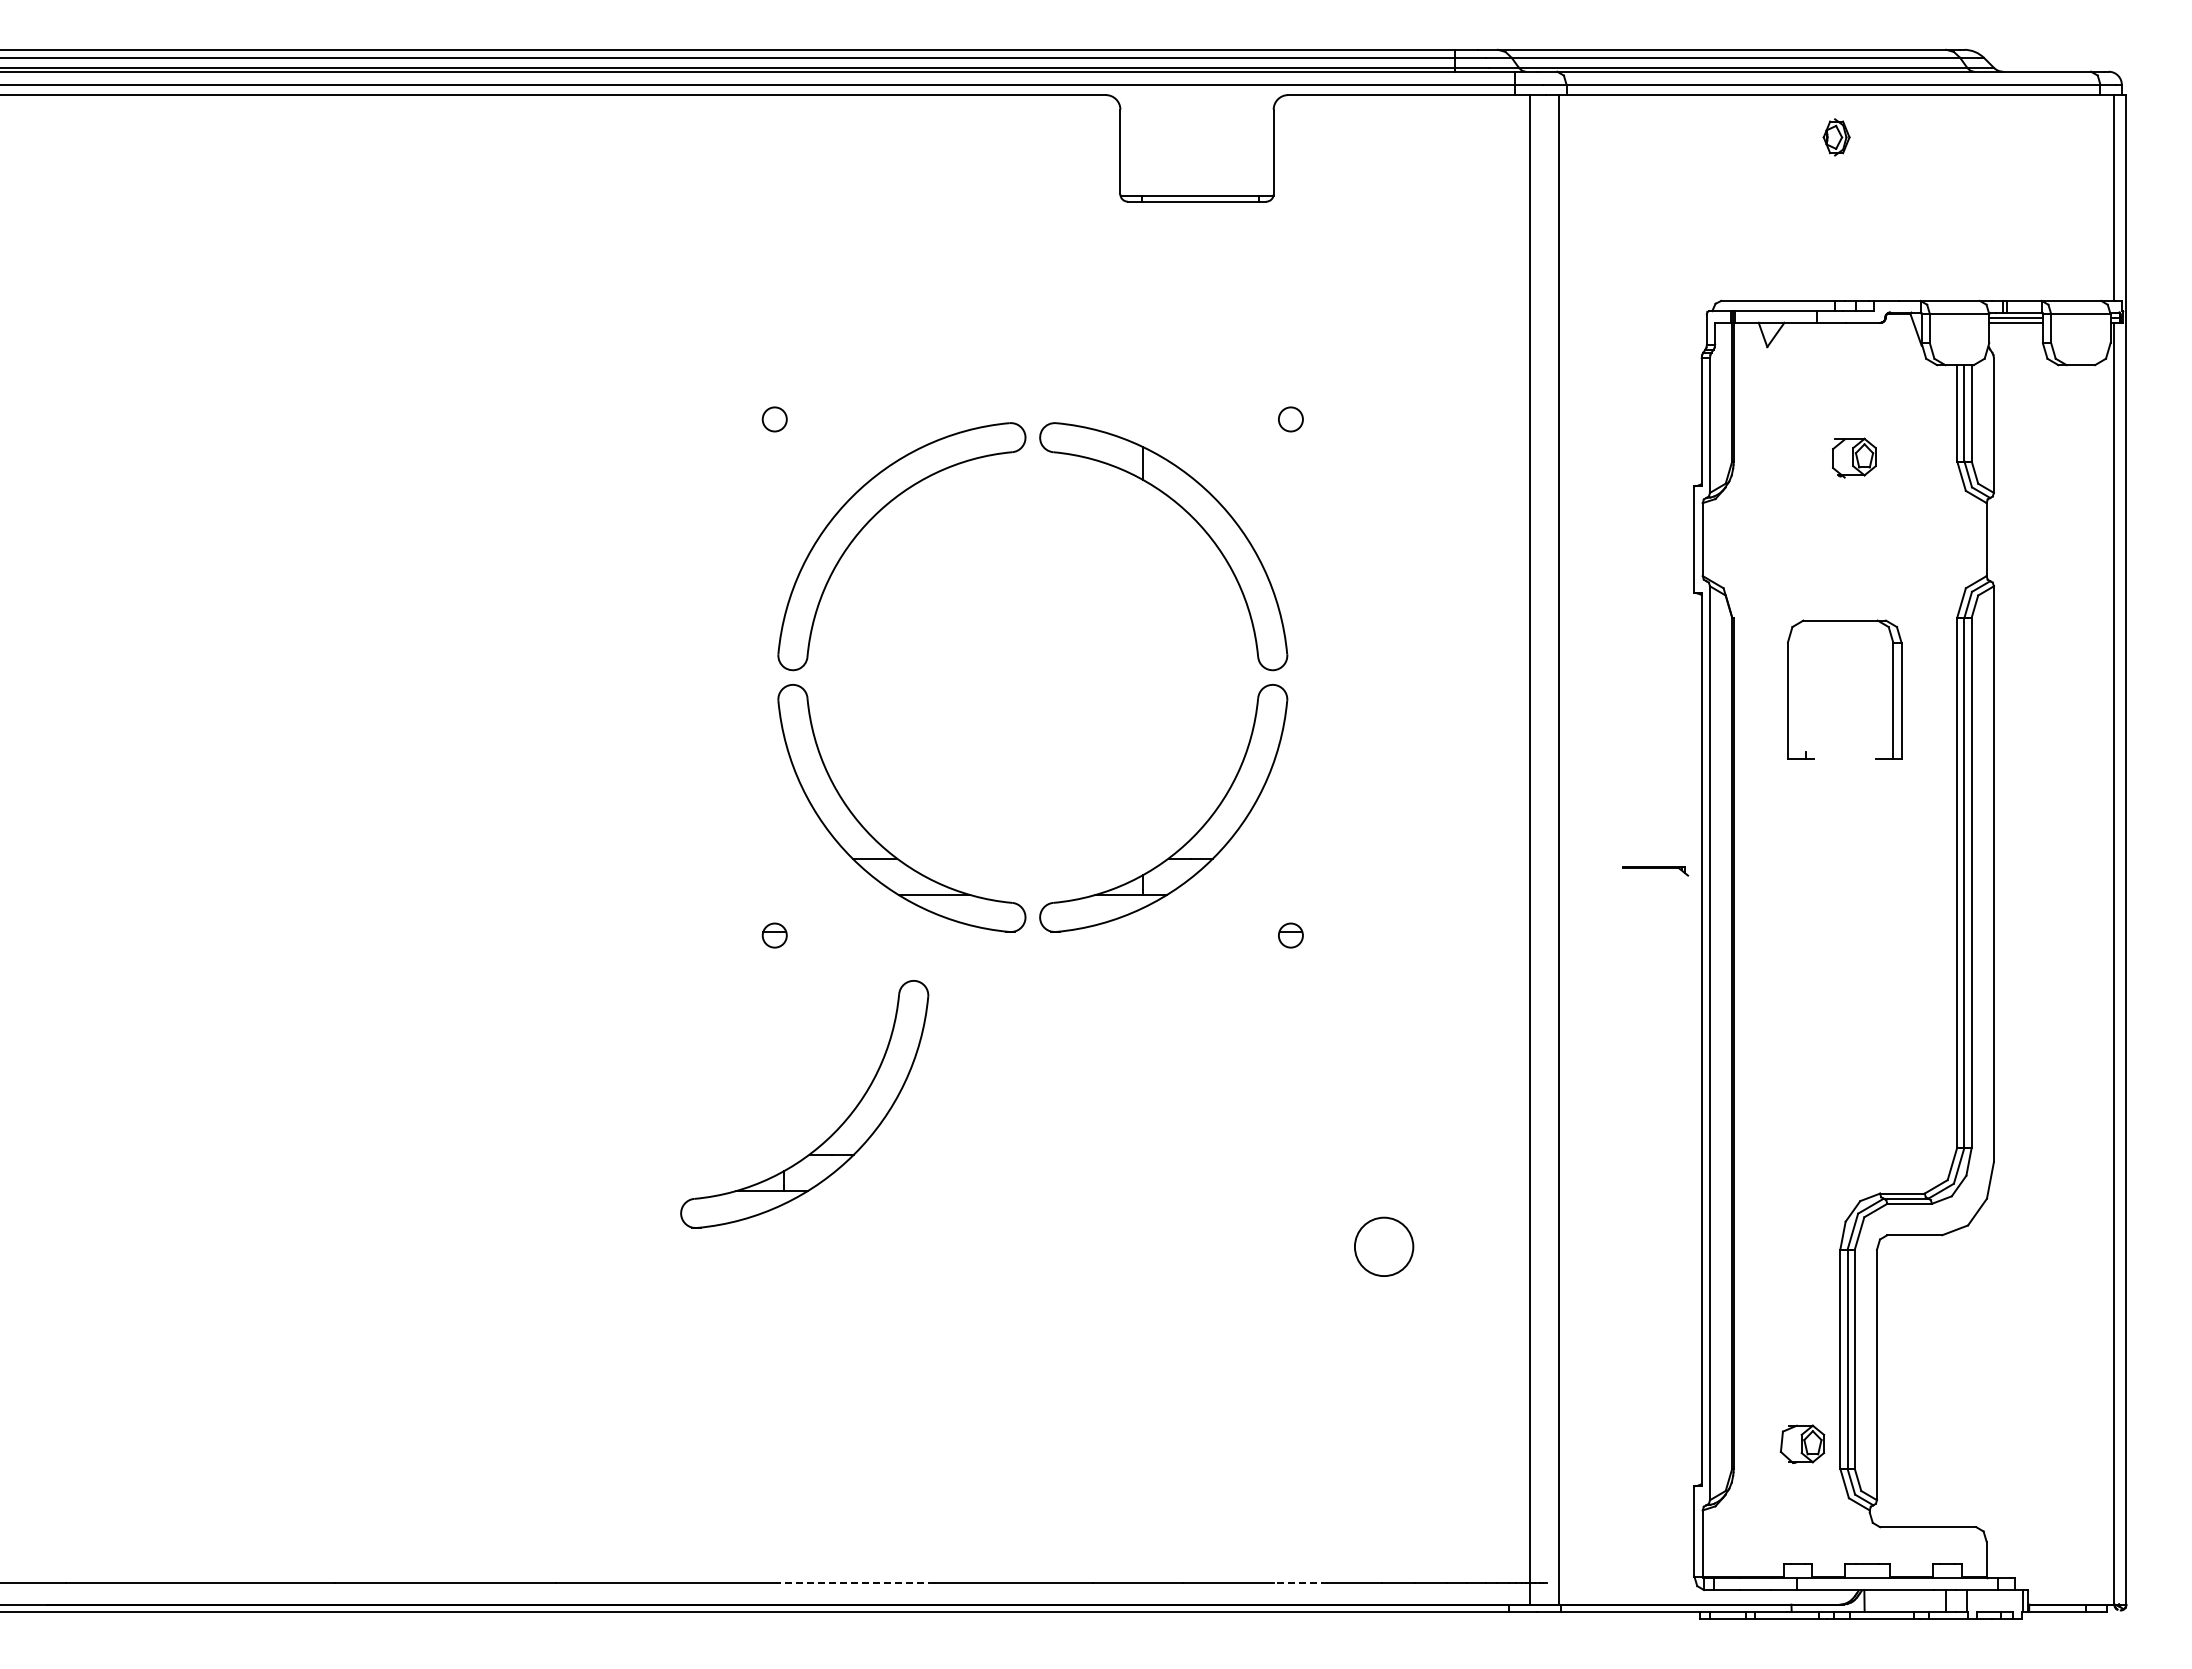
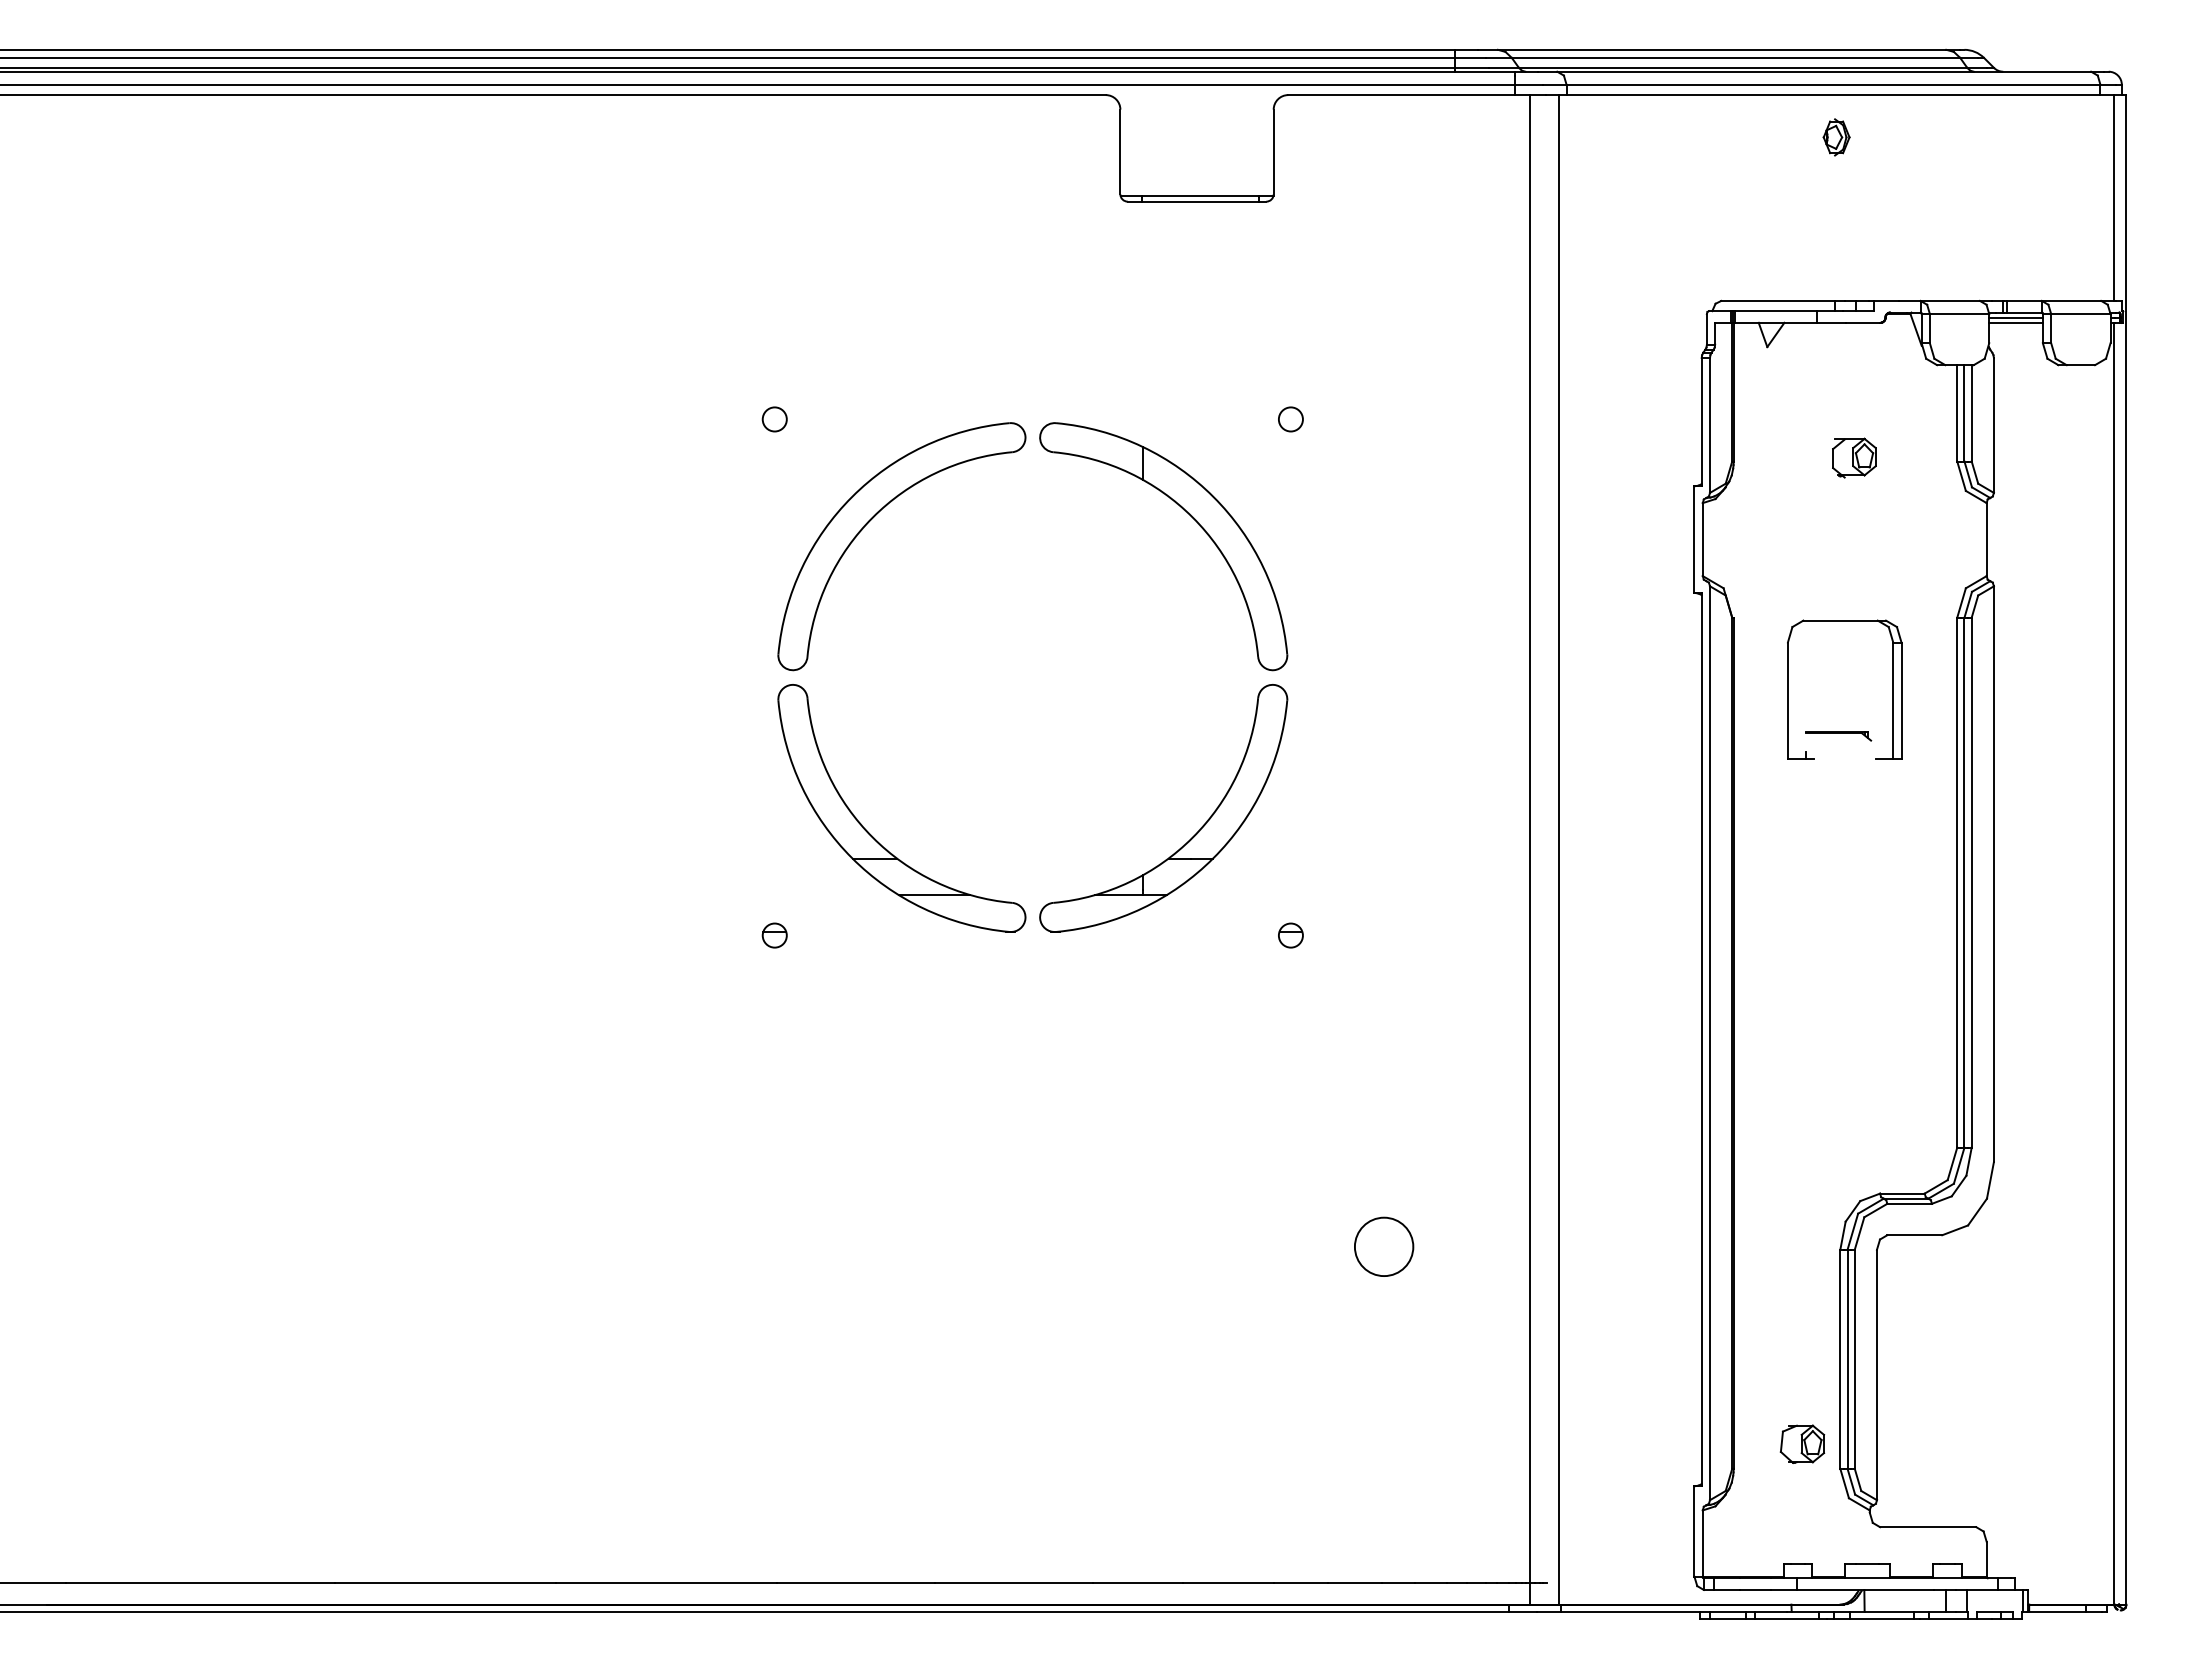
part position: (1655, 871) -> (1838, 736) (1838, 736)
part: present -> none (833, 1132)
line: dashed -> solid (855, 1582)
line: dashed -> solid (1300, 1582)
